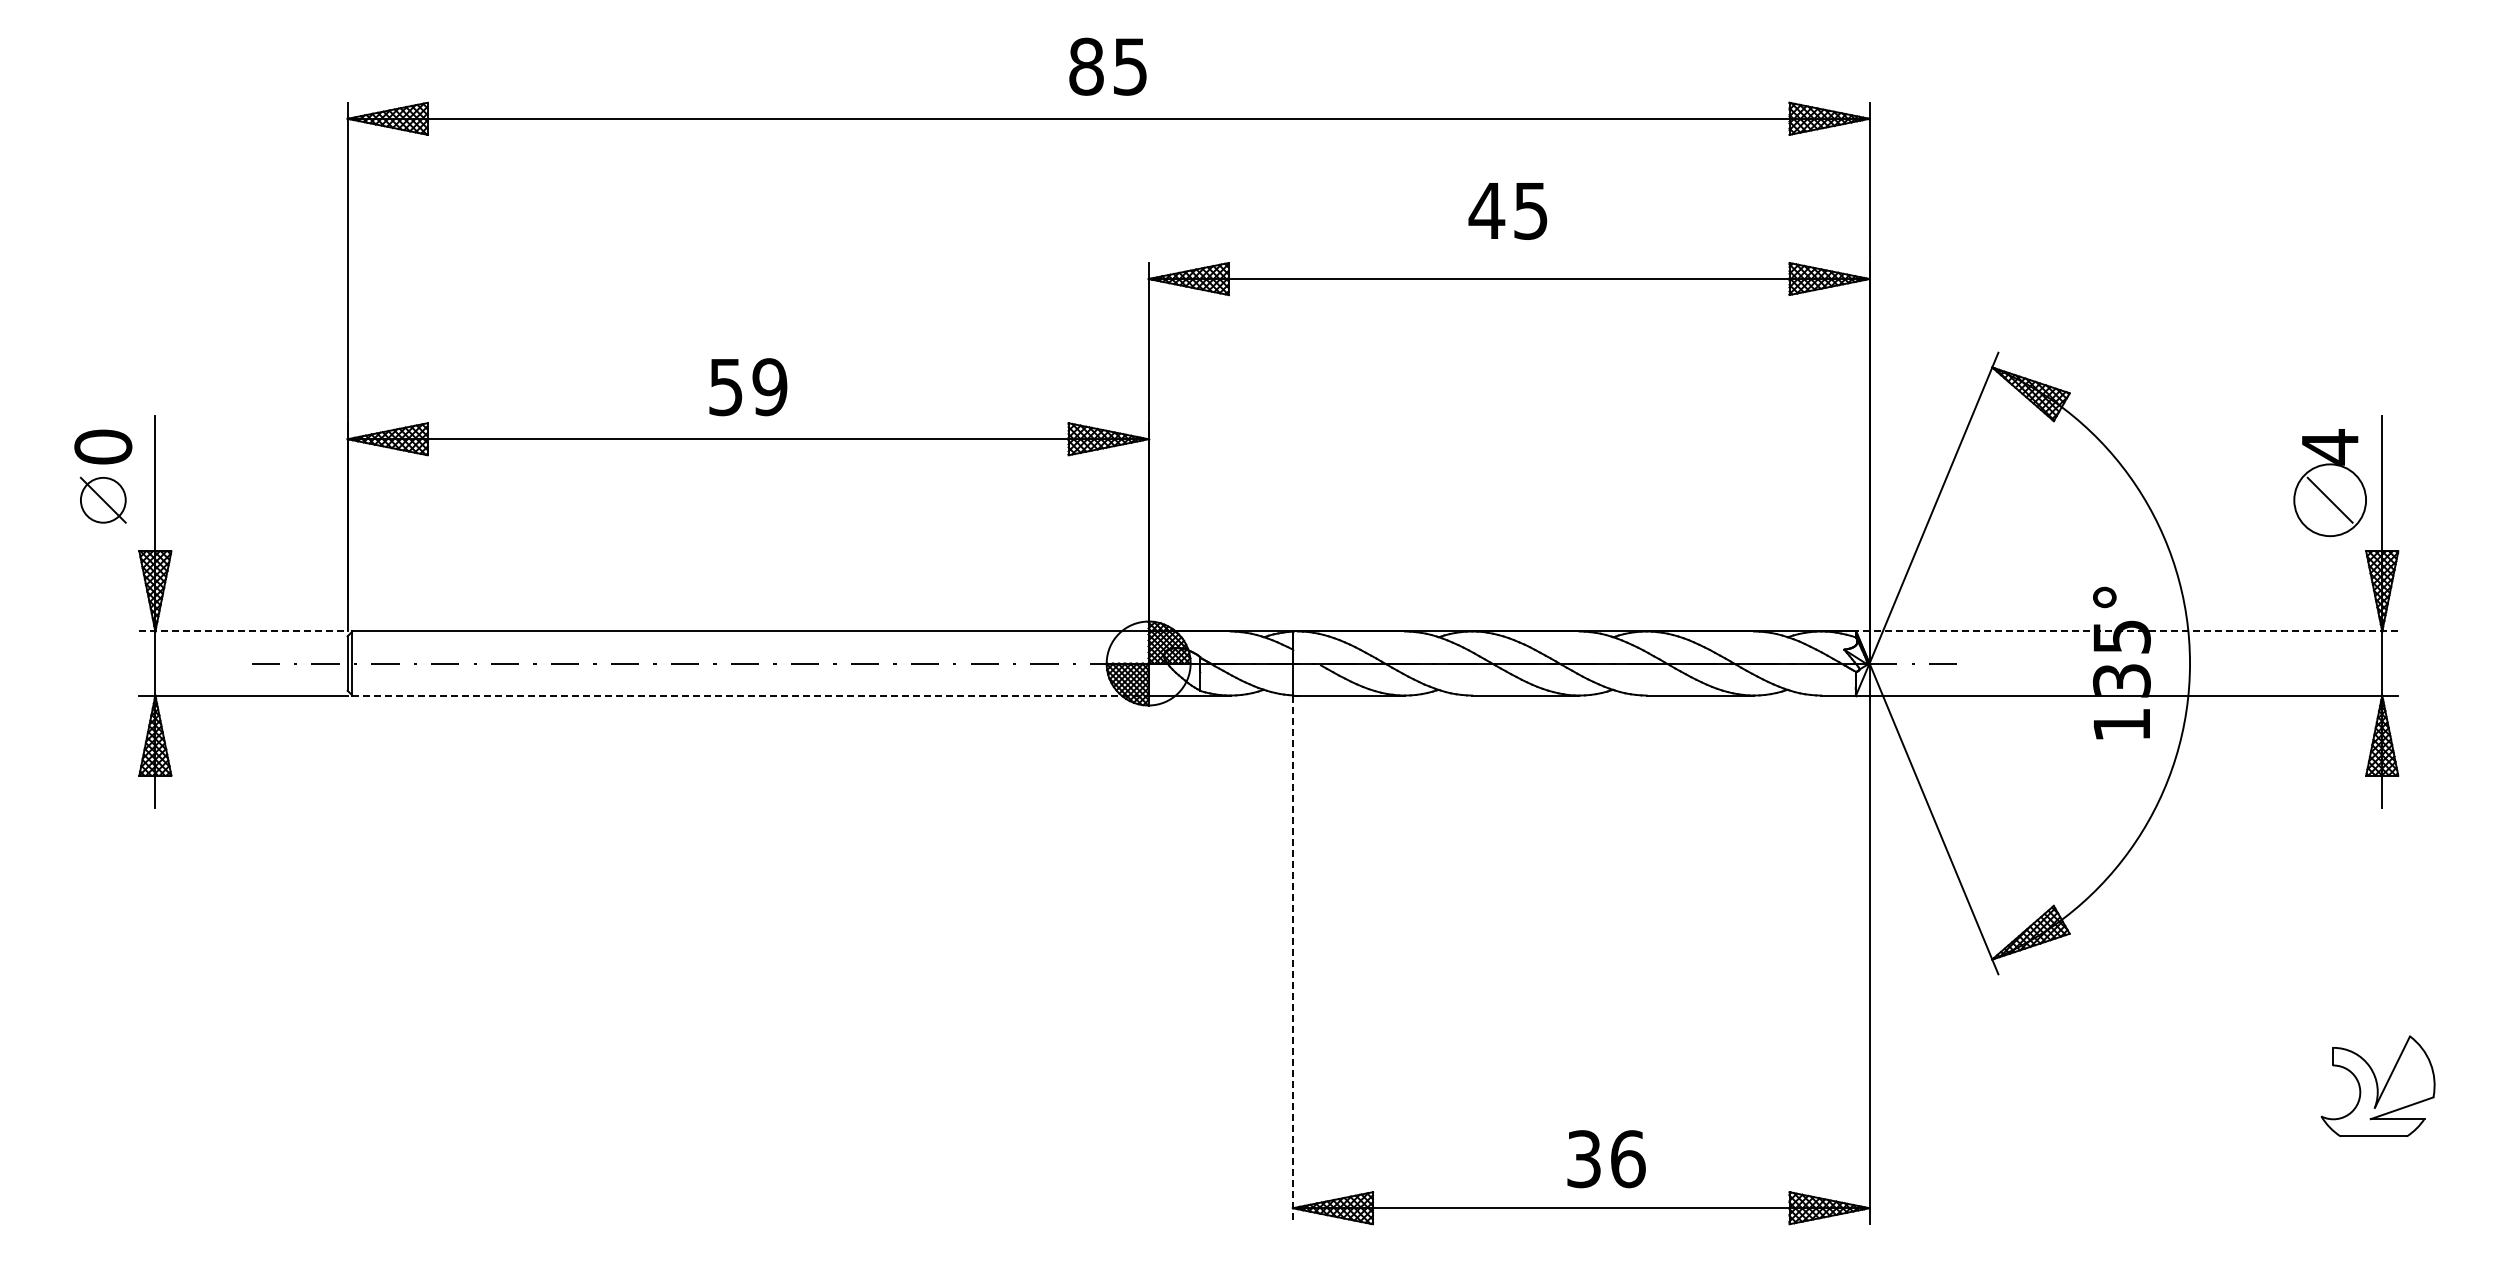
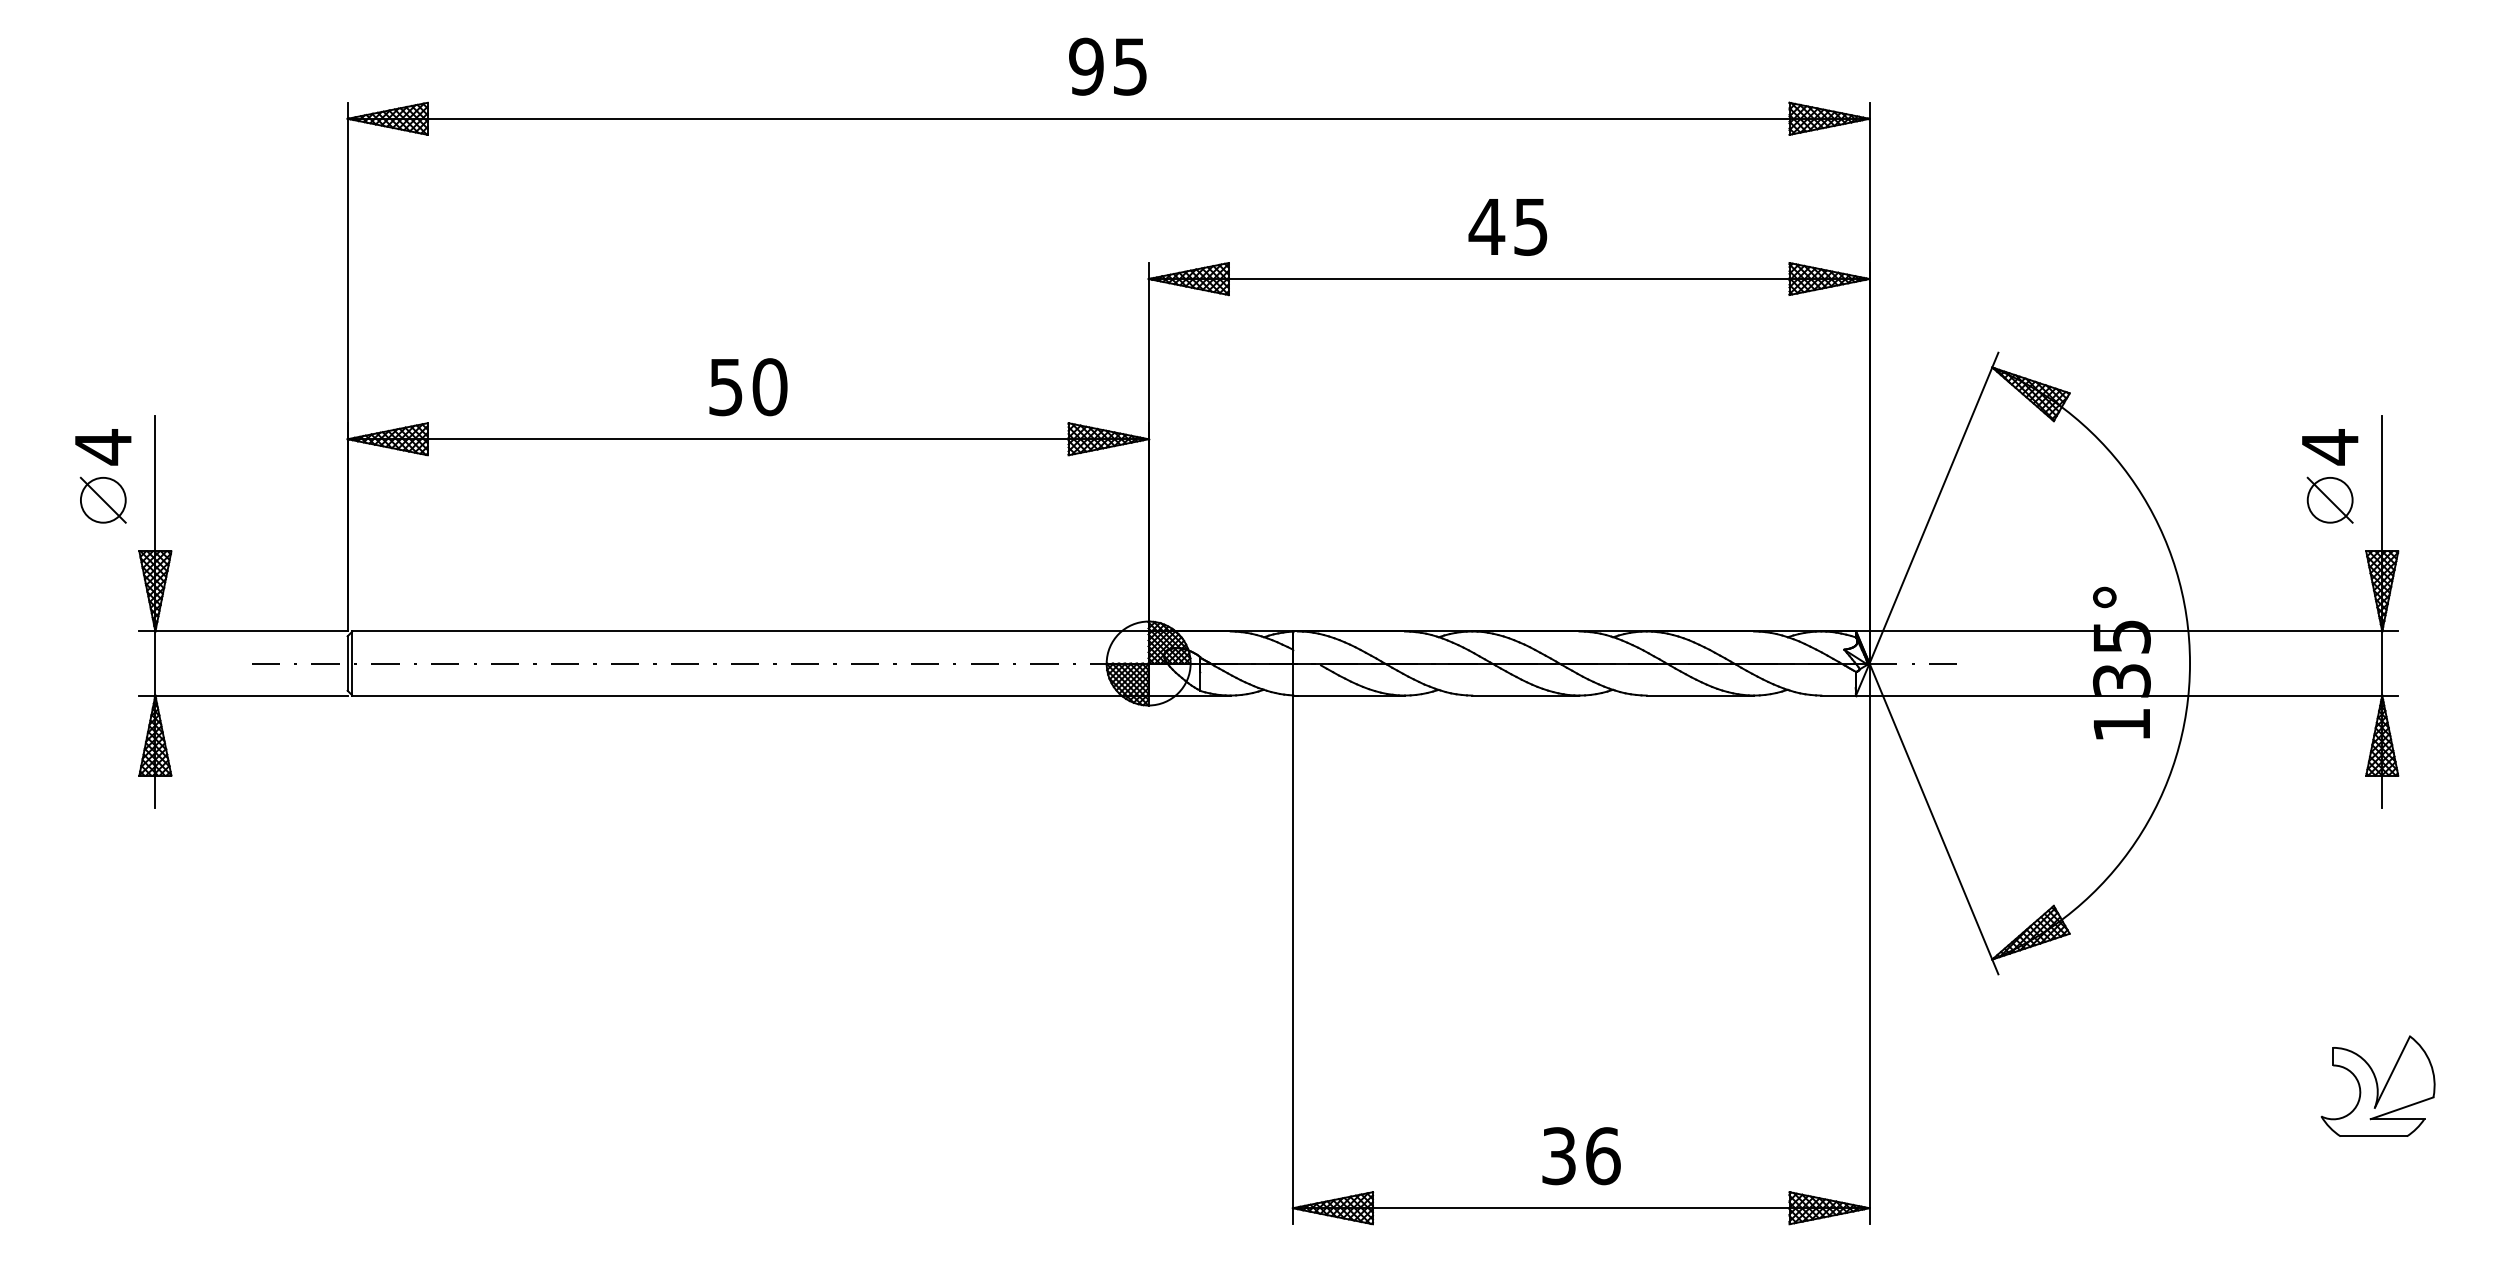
text: 85 -> 95 (1086, 66)
text position: (1507, 211) -> (1507, 227) (1507, 227)
text: 59 -> 50 (769, 387)
text: 0 -> 4 (103, 447)
circle diameter: 72 px -> 45 px (2329, 499)
line: dashed -> solid (244, 631)
line: dashed -> solid (2127, 631)
line: dashed -> solid (751, 695)
line: dashed -> solid (1292, 960)
text position: (1606, 1159) -> (1581, 1156) (1581, 1156)
